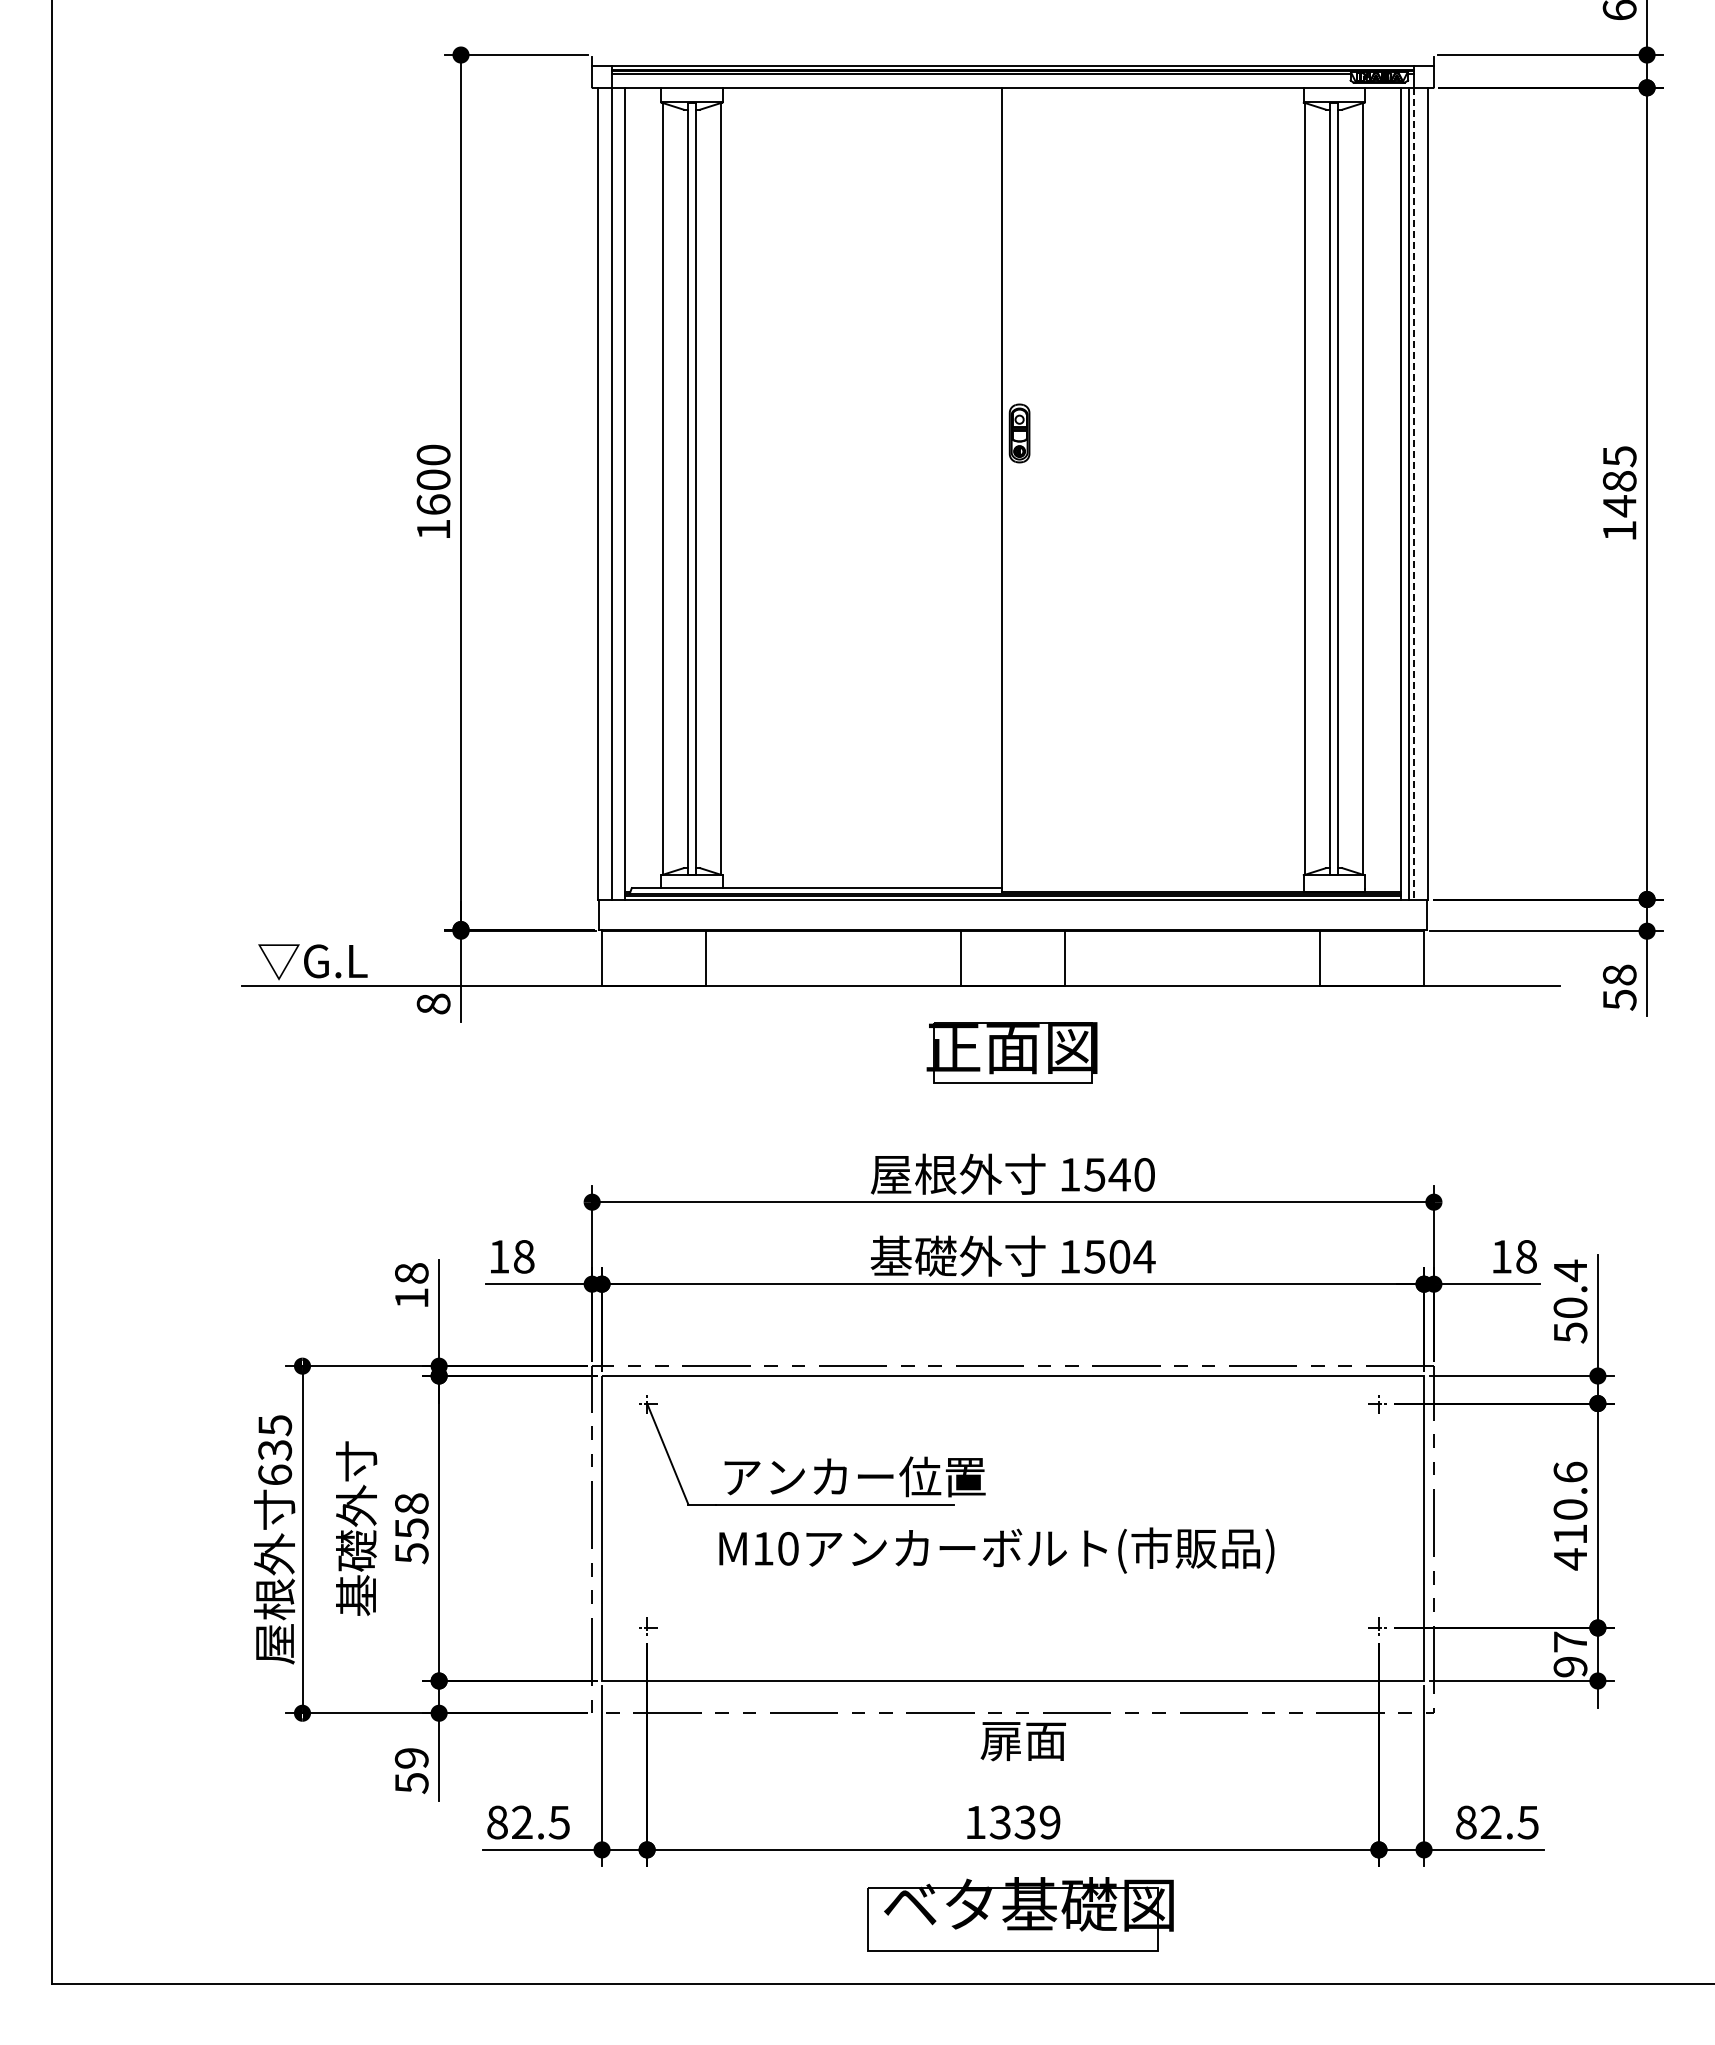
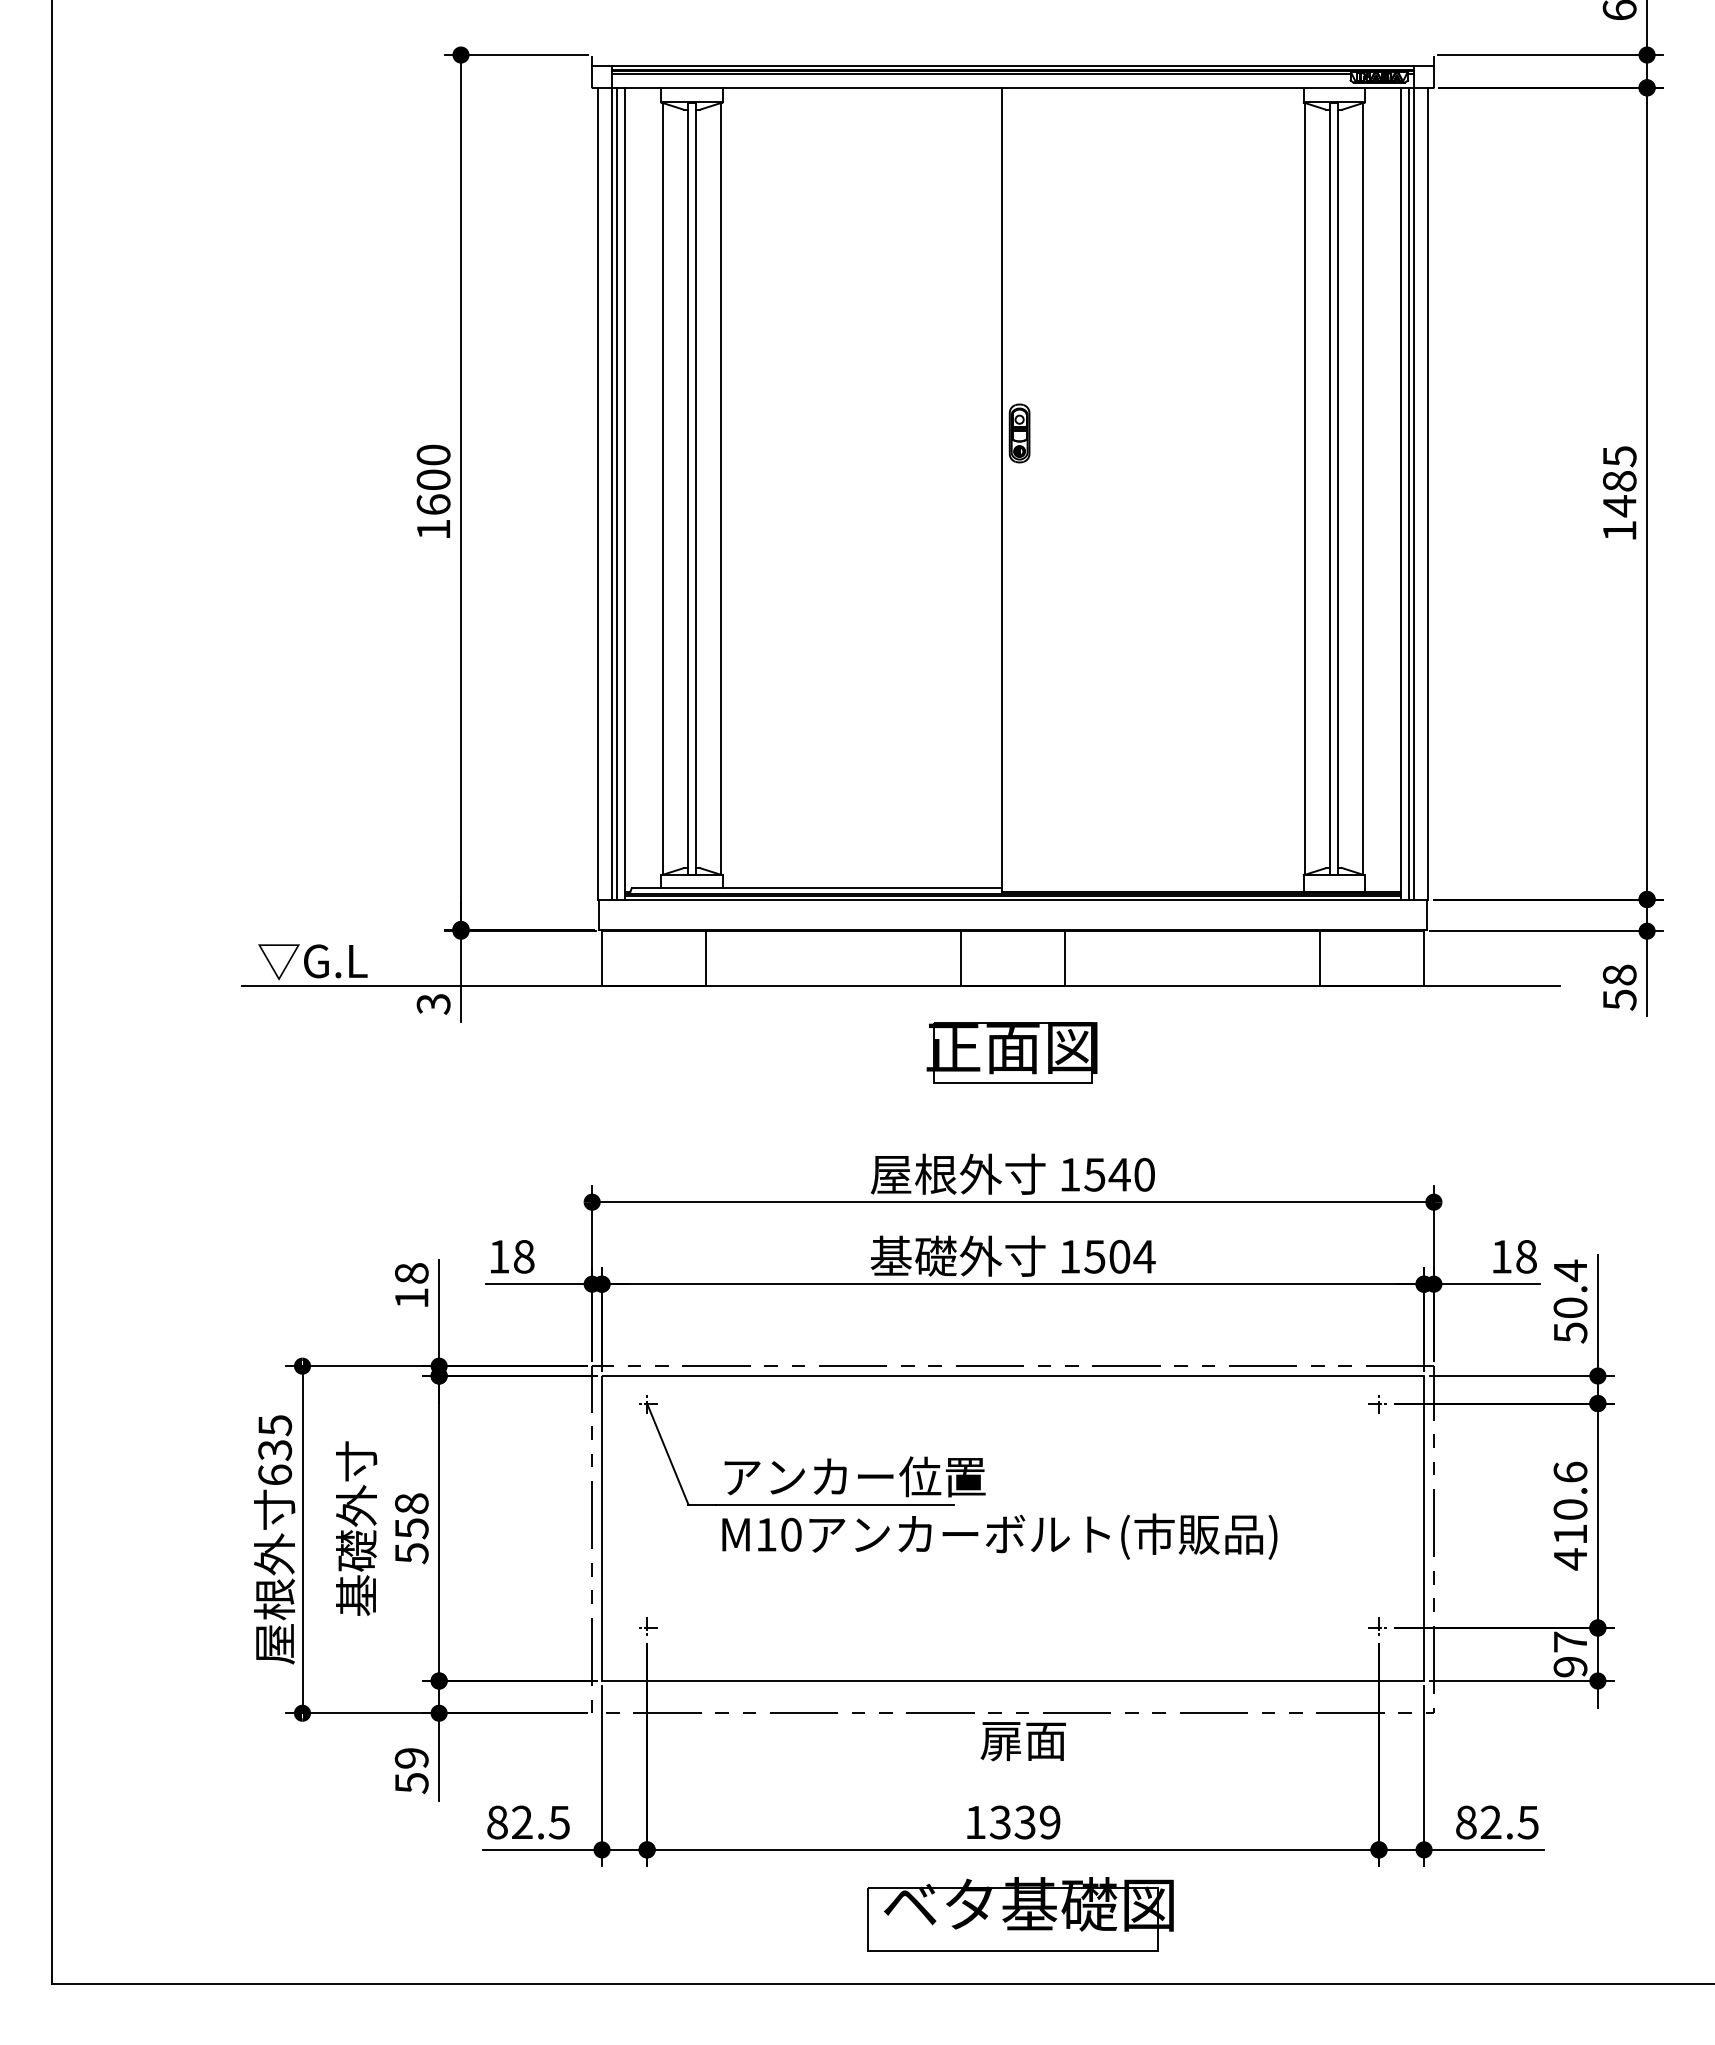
line: none -> present (616, 493)
line: dashed -> solid (1413, 493)
text: 8 -> 3 (433, 1003)
text position: (996, 1550) -> (999, 1536) (999, 1536)
